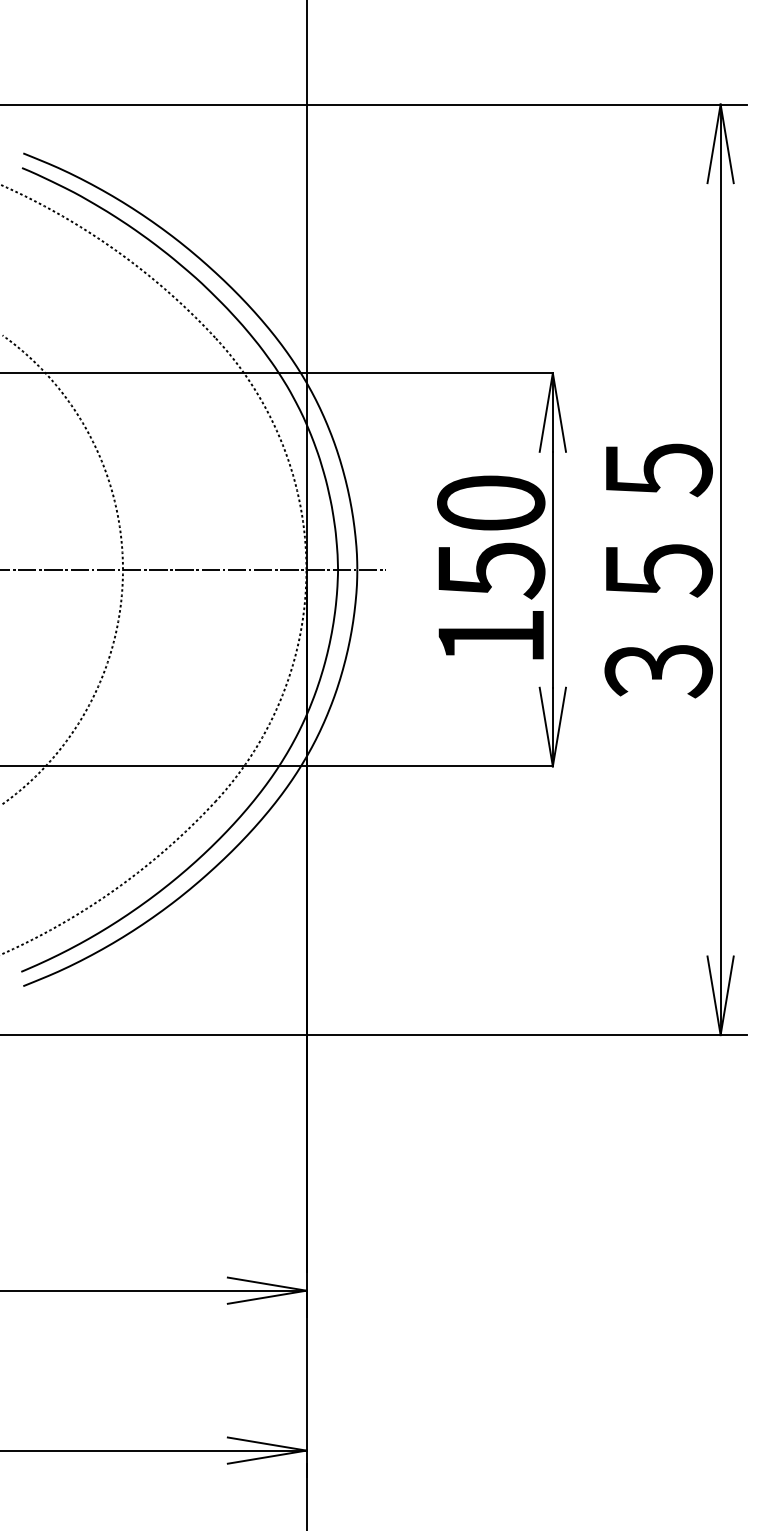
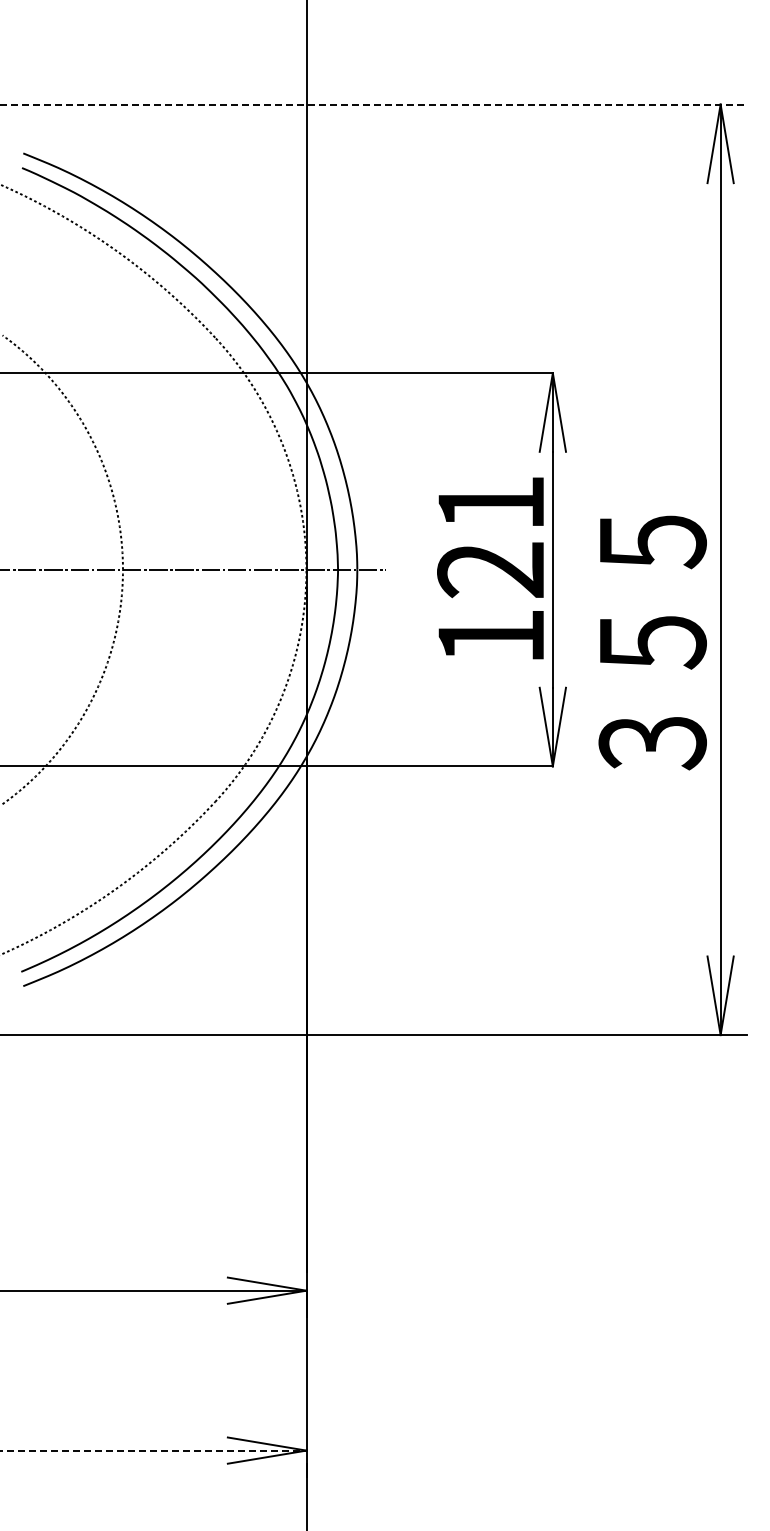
line: solid -> dashed (374, 104)
text: 150 -> 121 (491, 537)
text position: (658, 570) -> (652, 642) (652, 642)
line: solid -> dashed (153, 1450)
